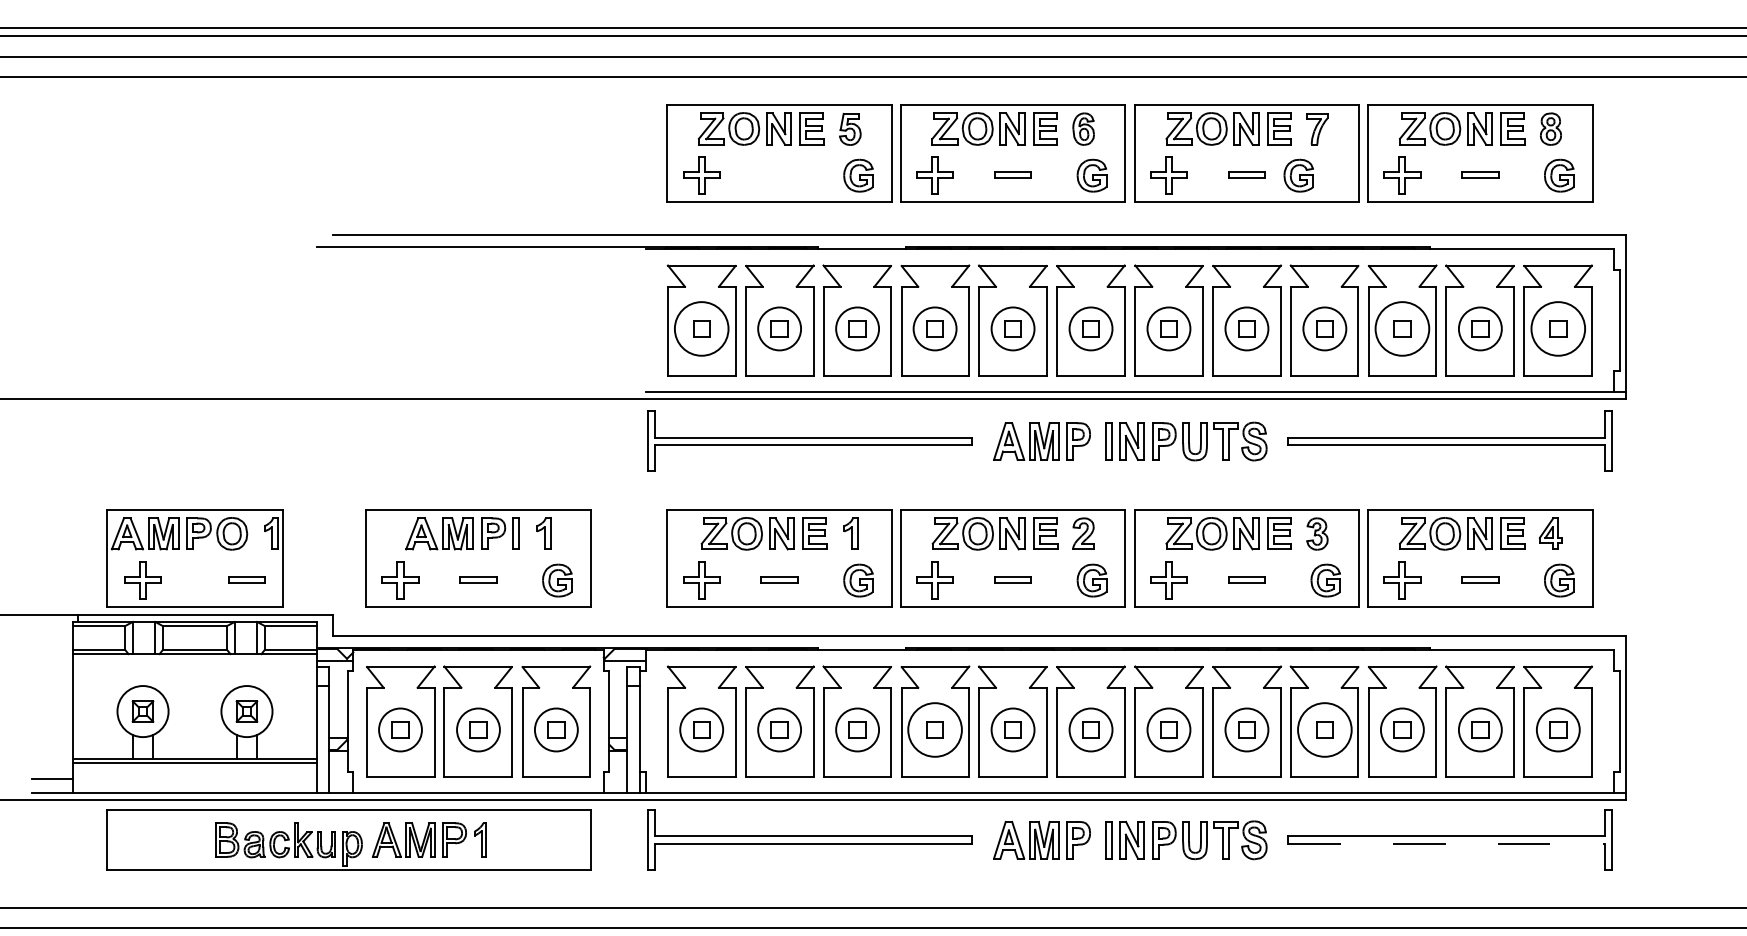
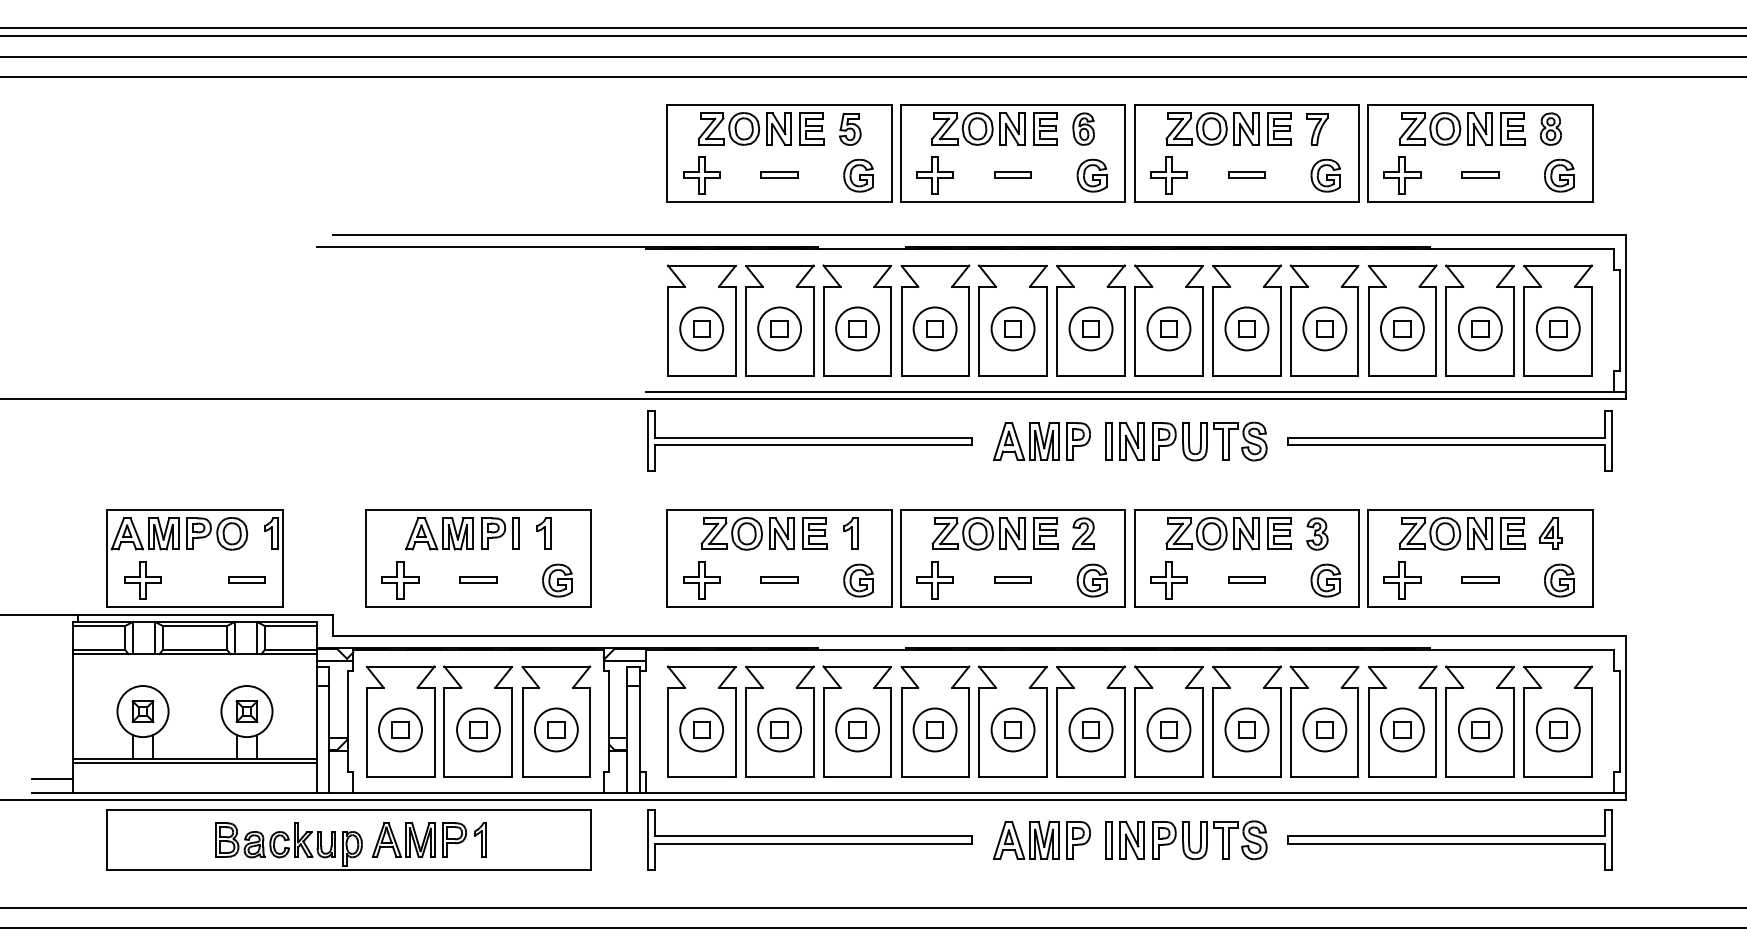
part: none -> present (779, 174)
part position: (1298, 175) -> (1325, 175) (1325, 175)
circle diameter: 54 px -> 43 px (701, 328)
circle diameter: 54 px -> 43 px (1401, 328)
circle diameter: 54 px -> 43 px (1557, 328)
circle diameter: 54 px -> 43 px (934, 729)
circle diameter: 54 px -> 43 px (1324, 729)
line: dashed -> solid (1446, 843)
